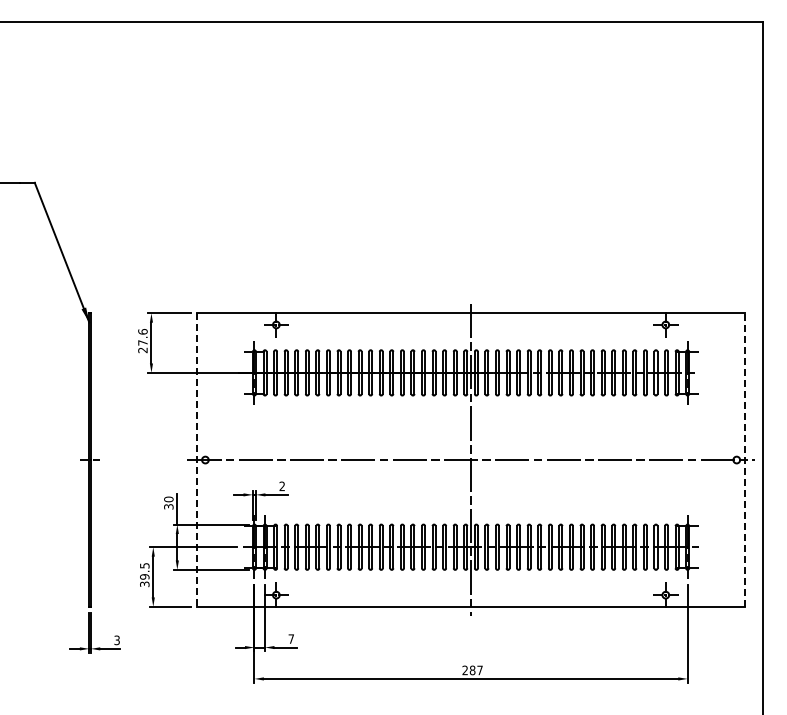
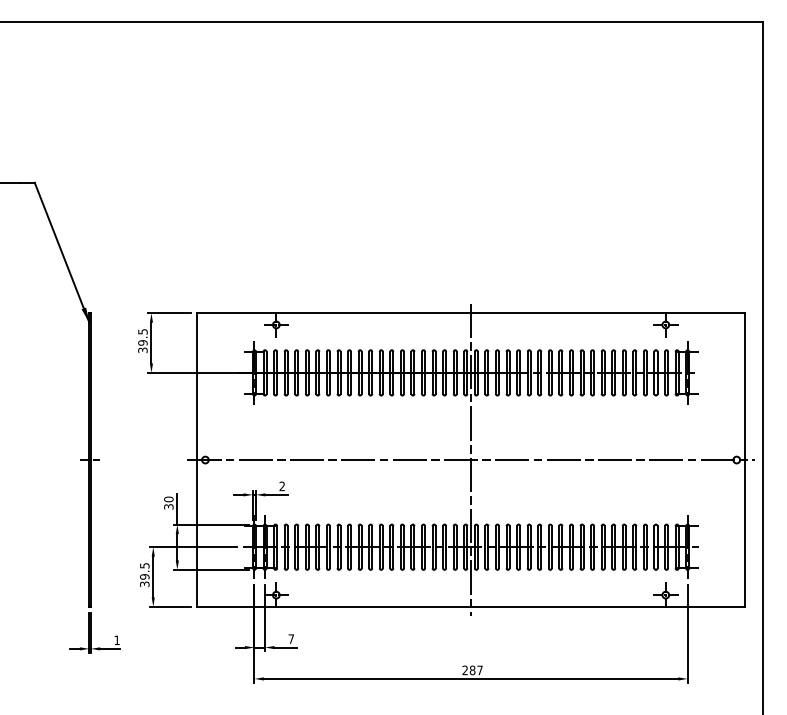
text: 27.6 -> 39.5 (142, 341)
line: dashed -> solid (196, 460)
line: dashed -> solid (745, 460)
text: 3 -> 1 (116, 640)
